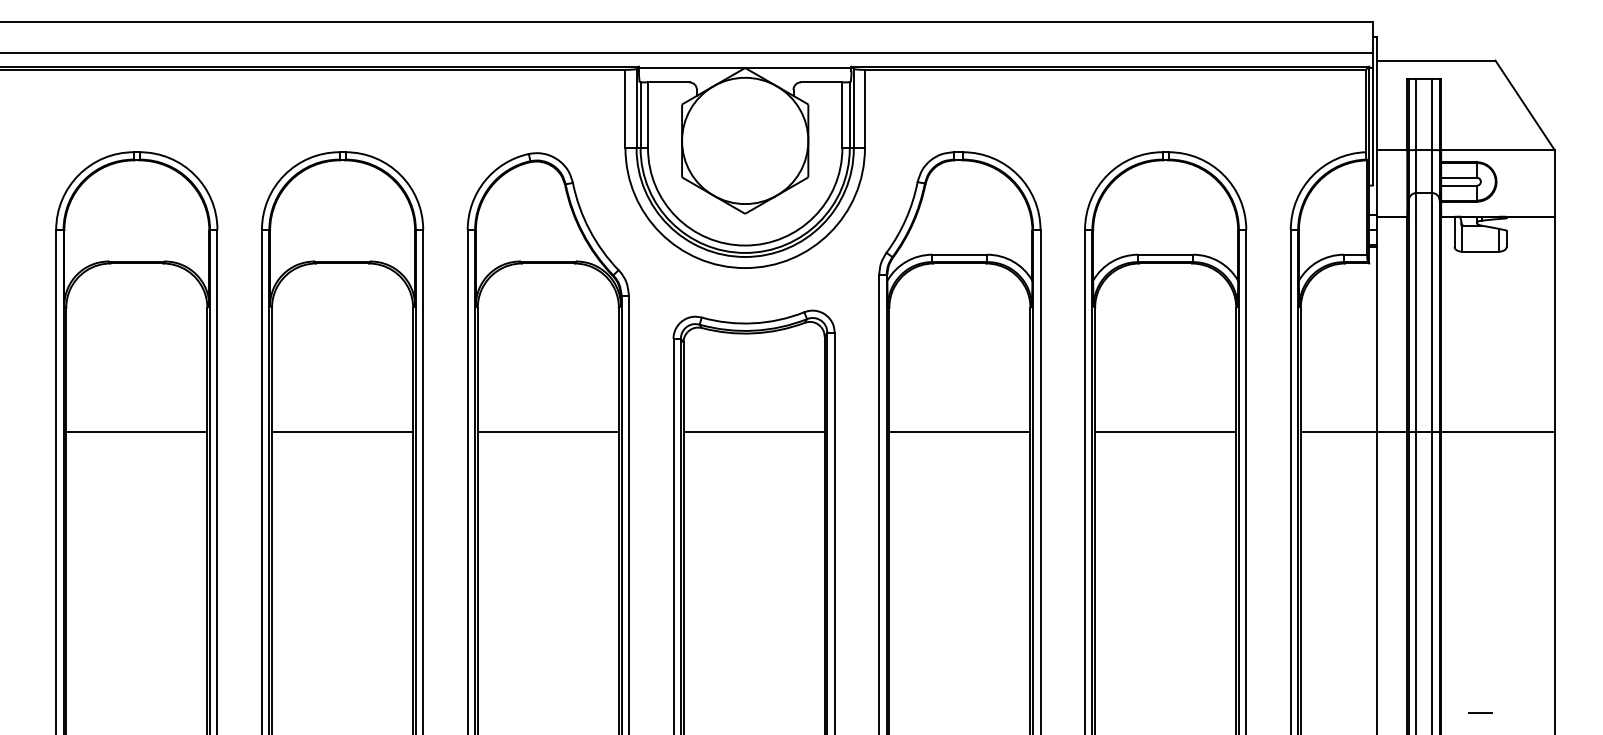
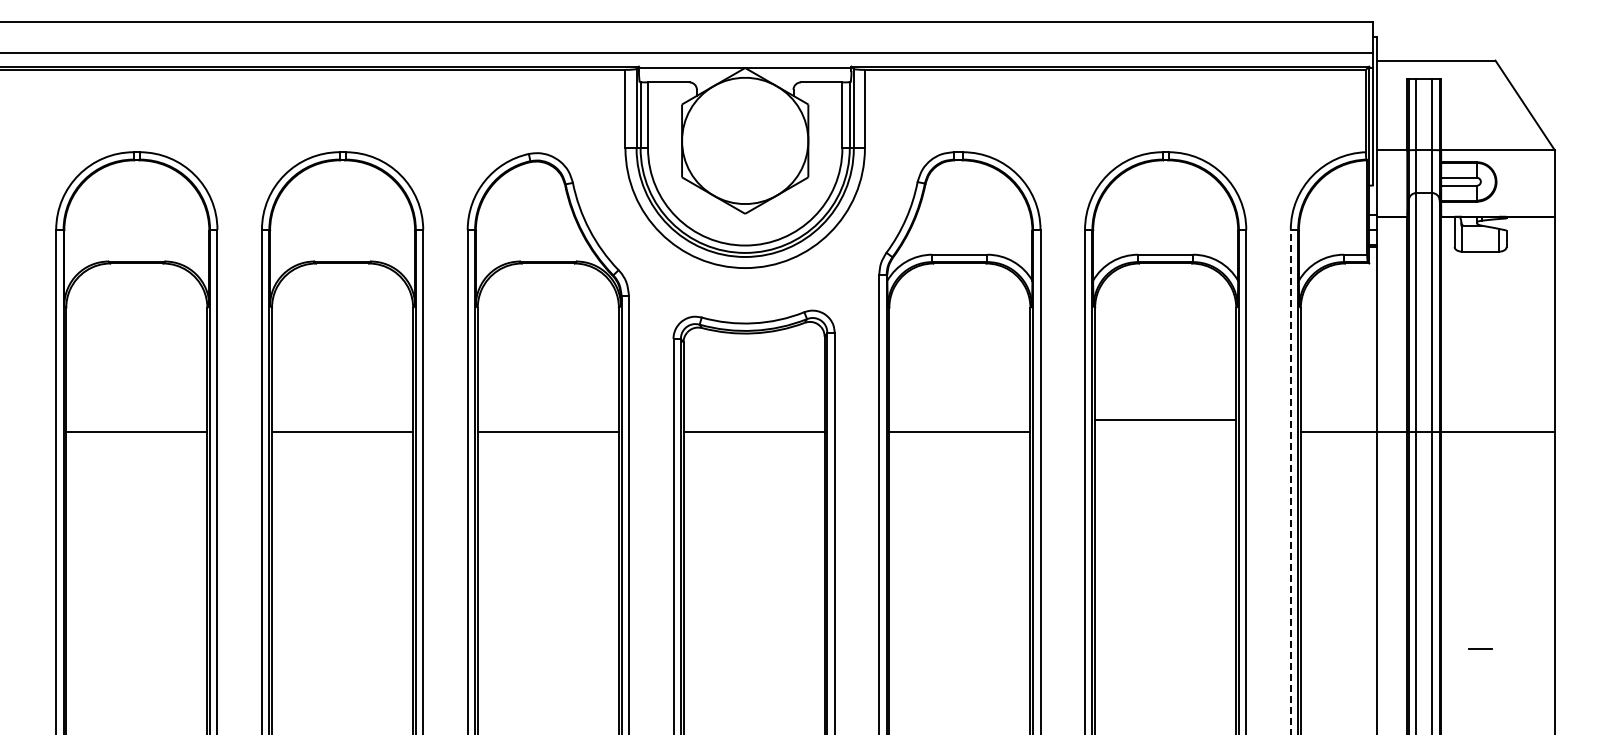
line position: (1165, 432) -> (1165, 420) (1165, 420)
line: solid -> dashed (1290, 481)
line position: (1480, 712) -> (1480, 648) (1480, 648)
